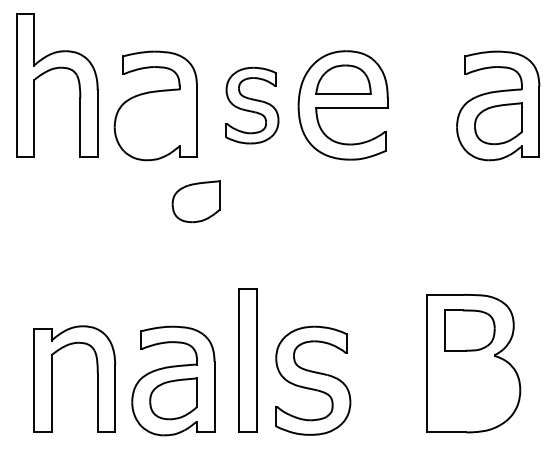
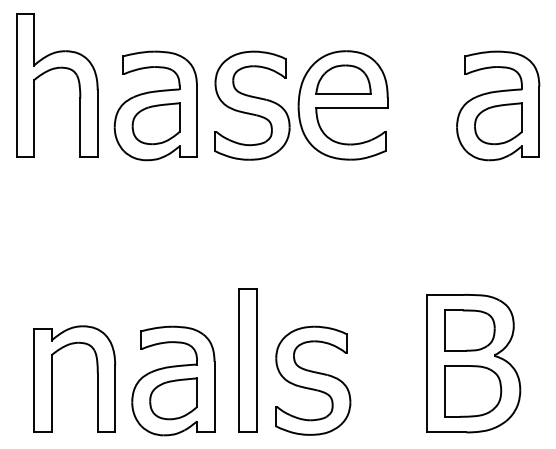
part size: 55x79 px -> 77x111 px (252, 105)
part position: (195, 201) -> (155, 123) (155, 123)
part: none -> present (473, 391)
